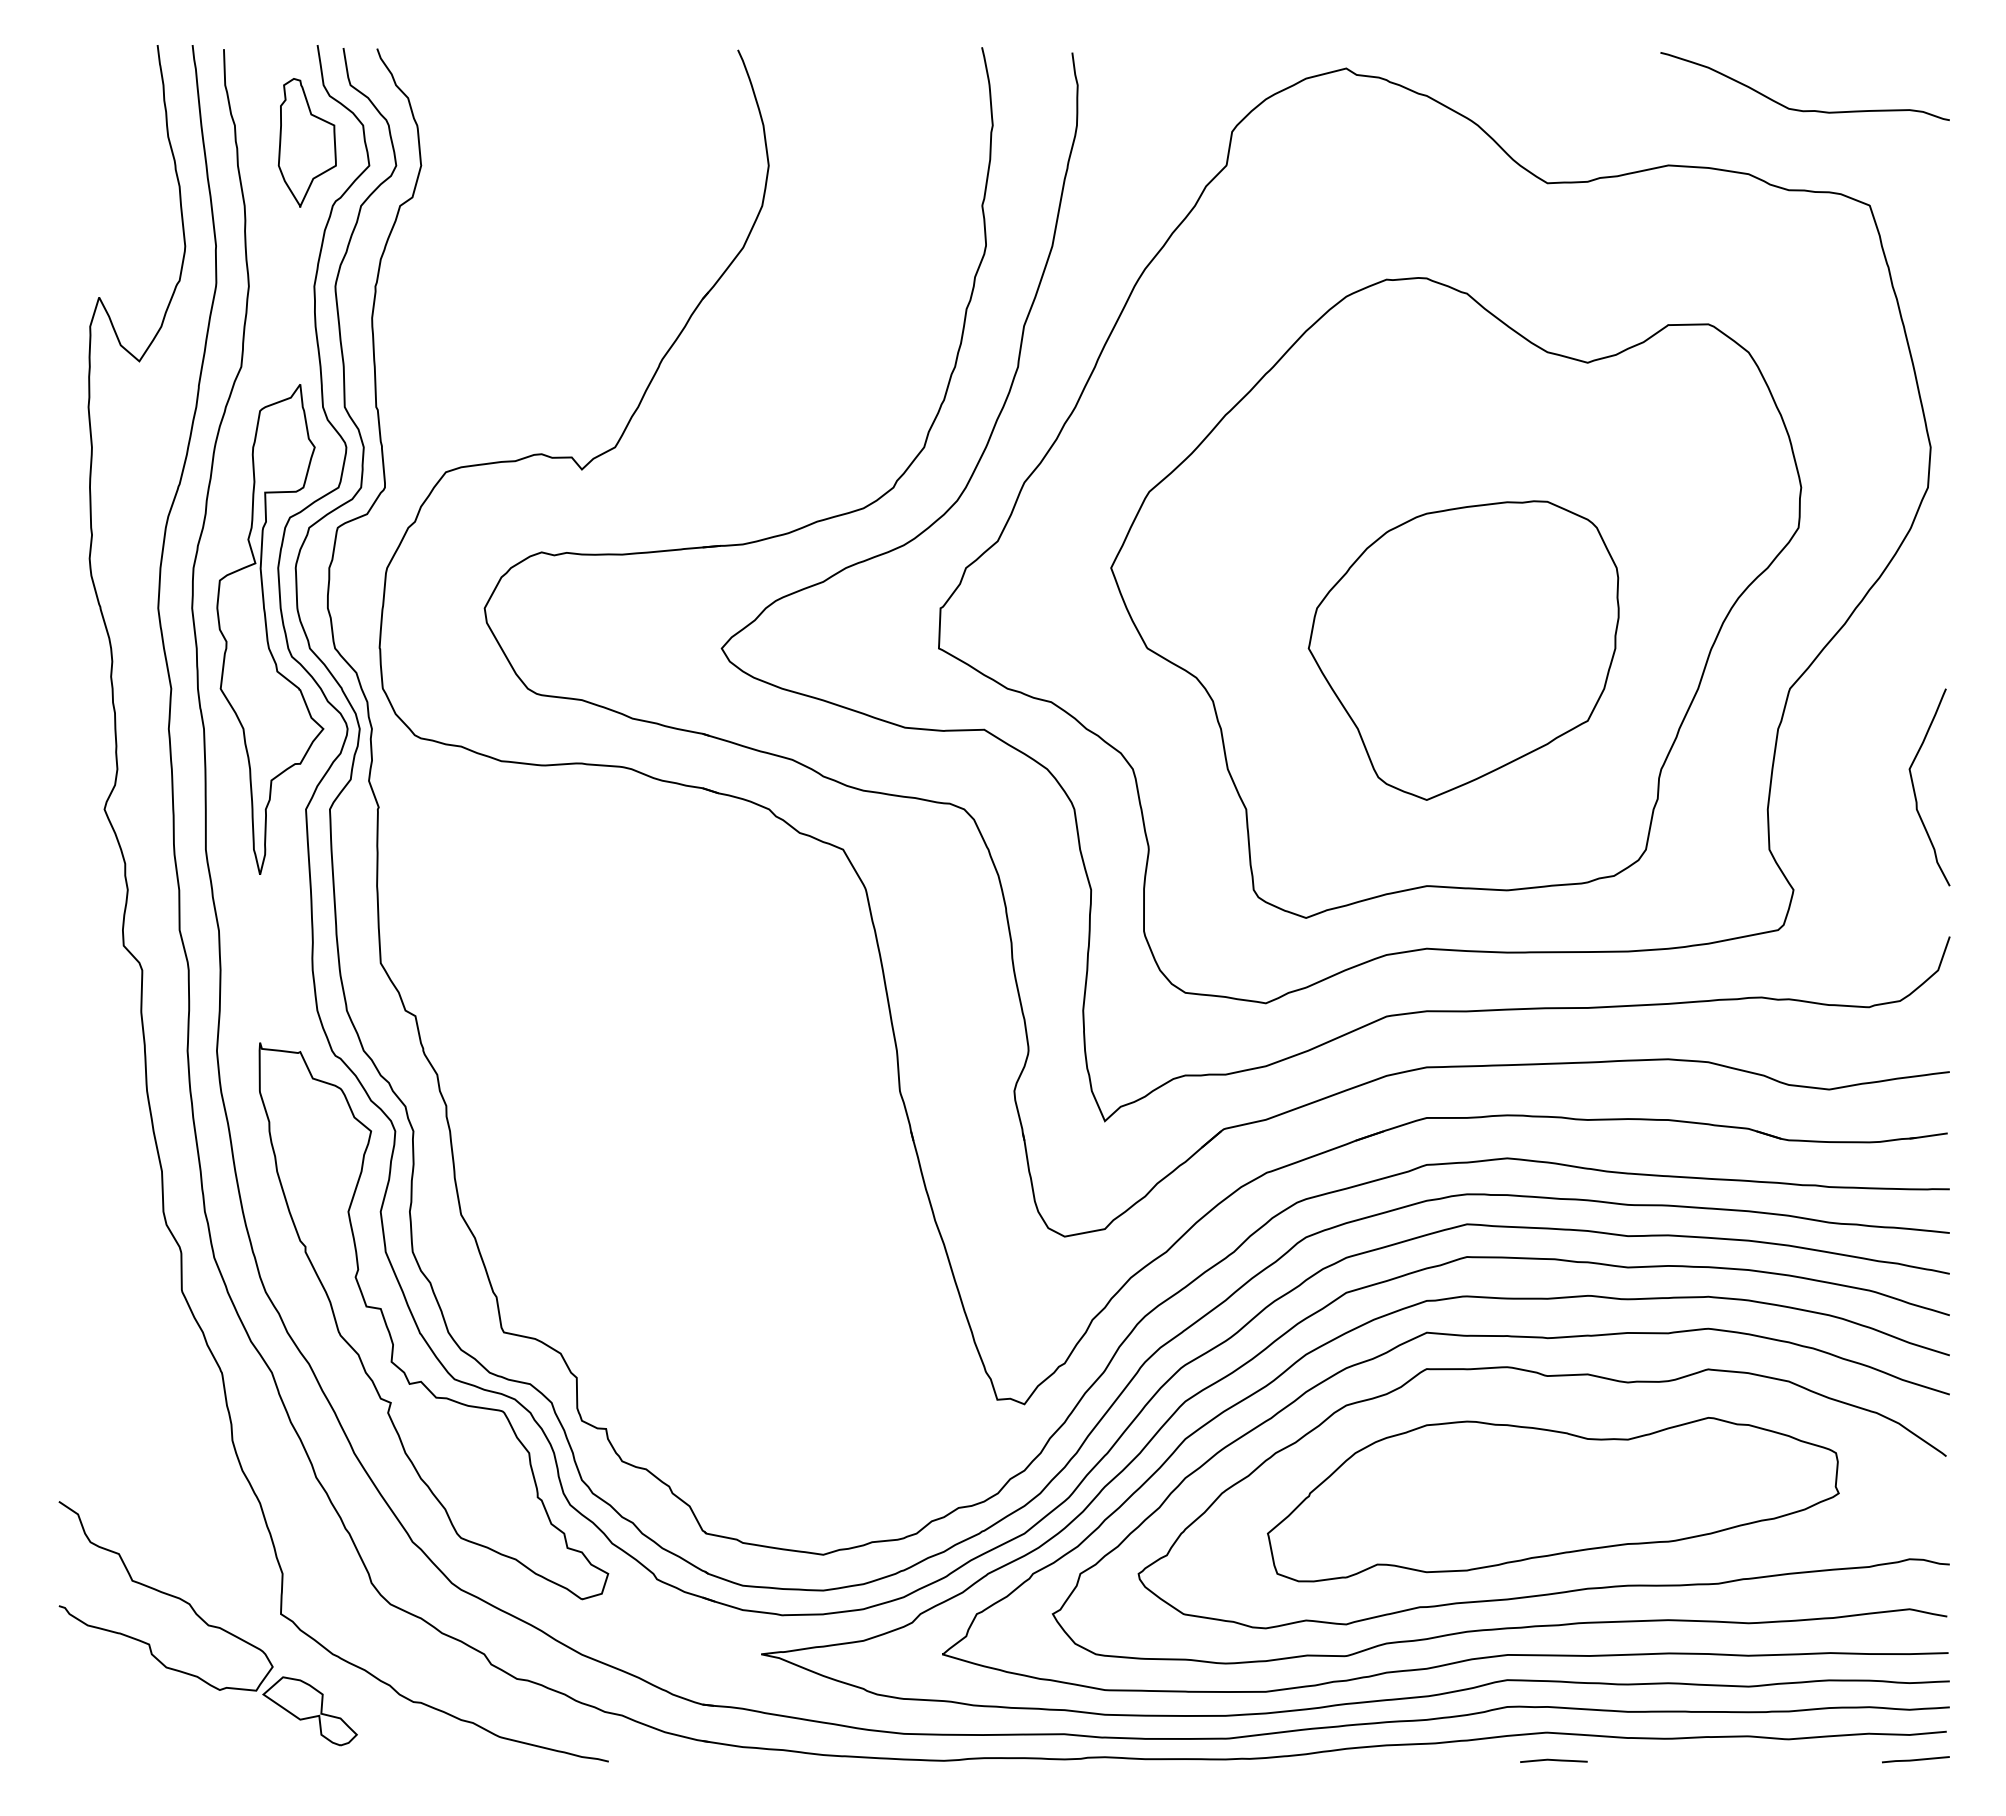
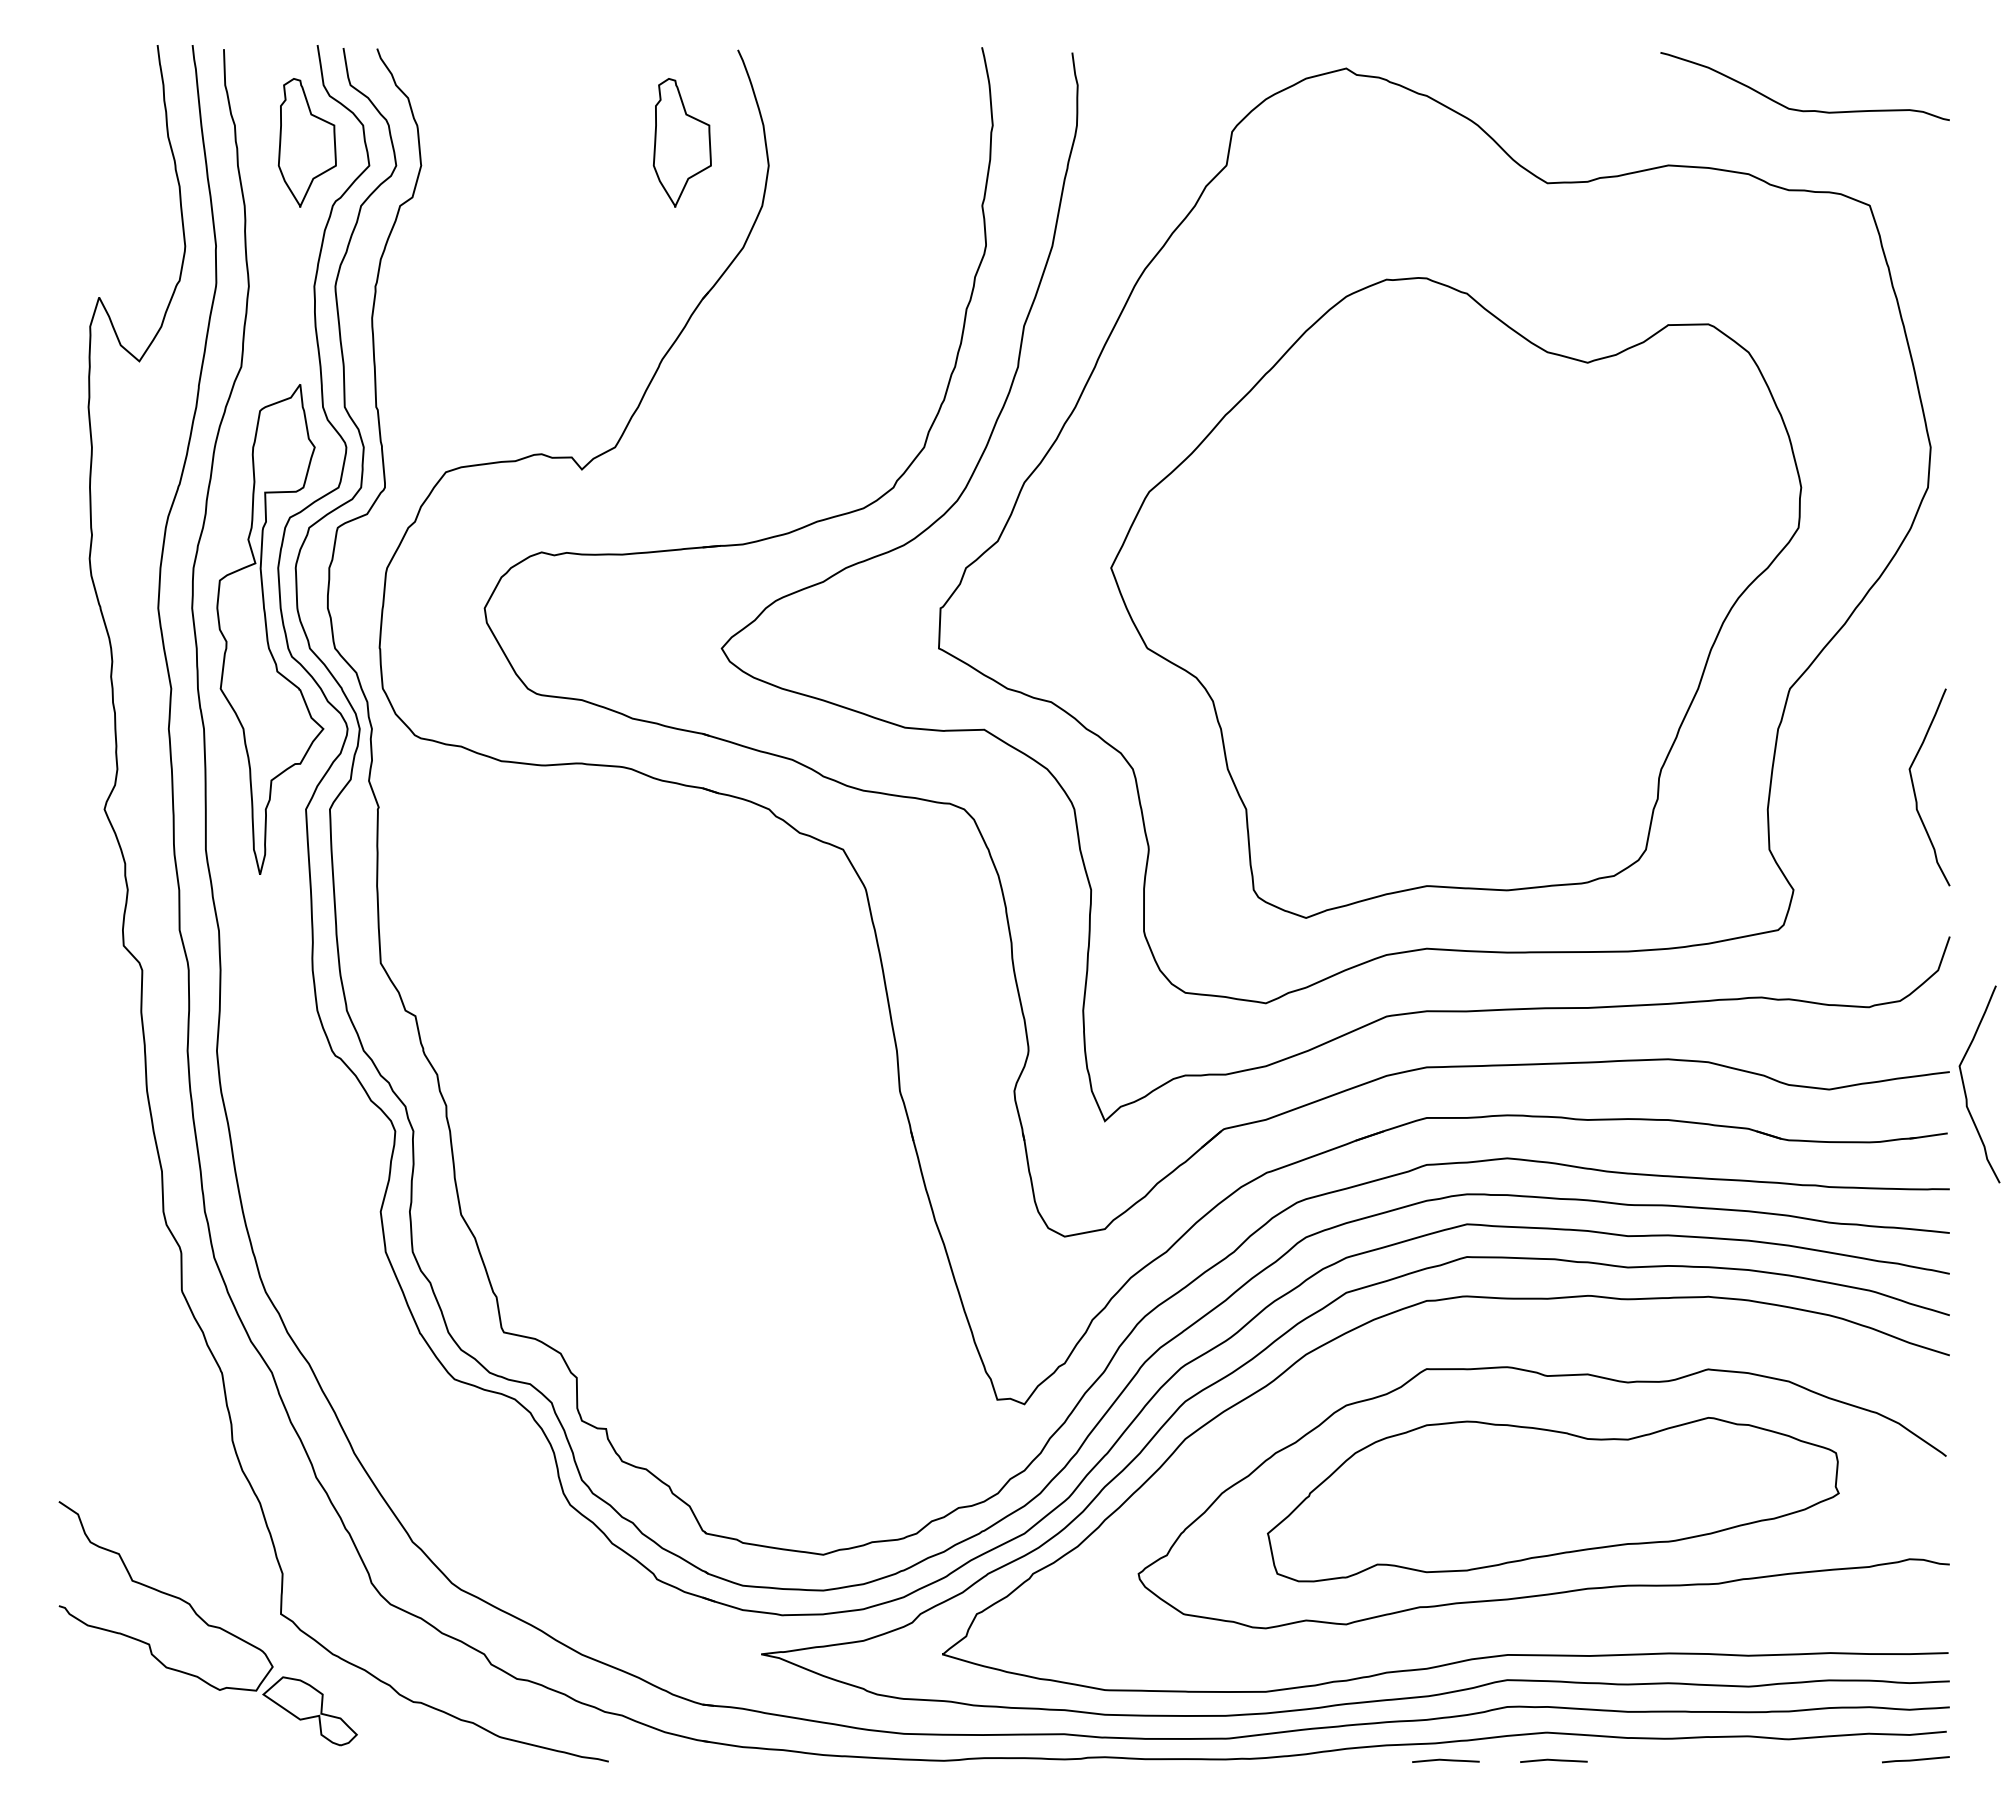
part: none -> present (681, 142)
part: present -> none (1463, 650)
curve: none -> present (1965, 1088)
part: present -> none (391, 1335)
curve: present -> none (1501, 1627)
curve: none -> present (1445, 1760)
